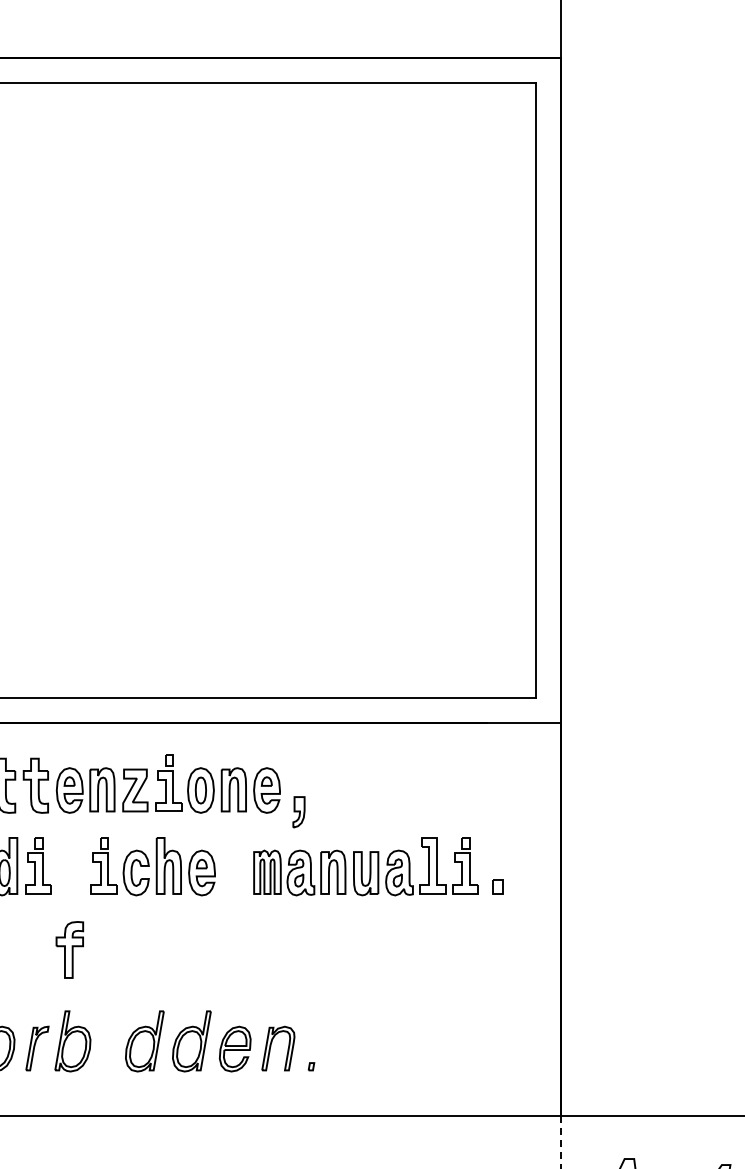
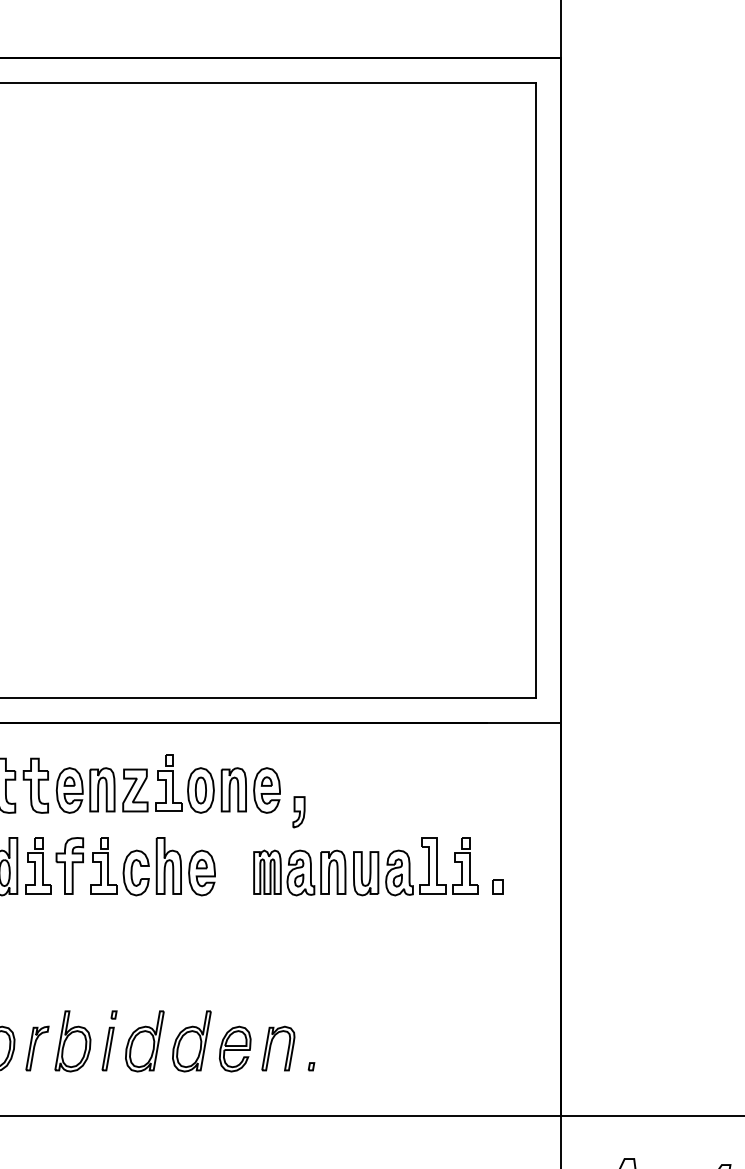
part position: (69, 949) -> (69, 865) (69, 865)
part: none -> present (109, 1040)
line: dashed -> solid (560, 1142)
